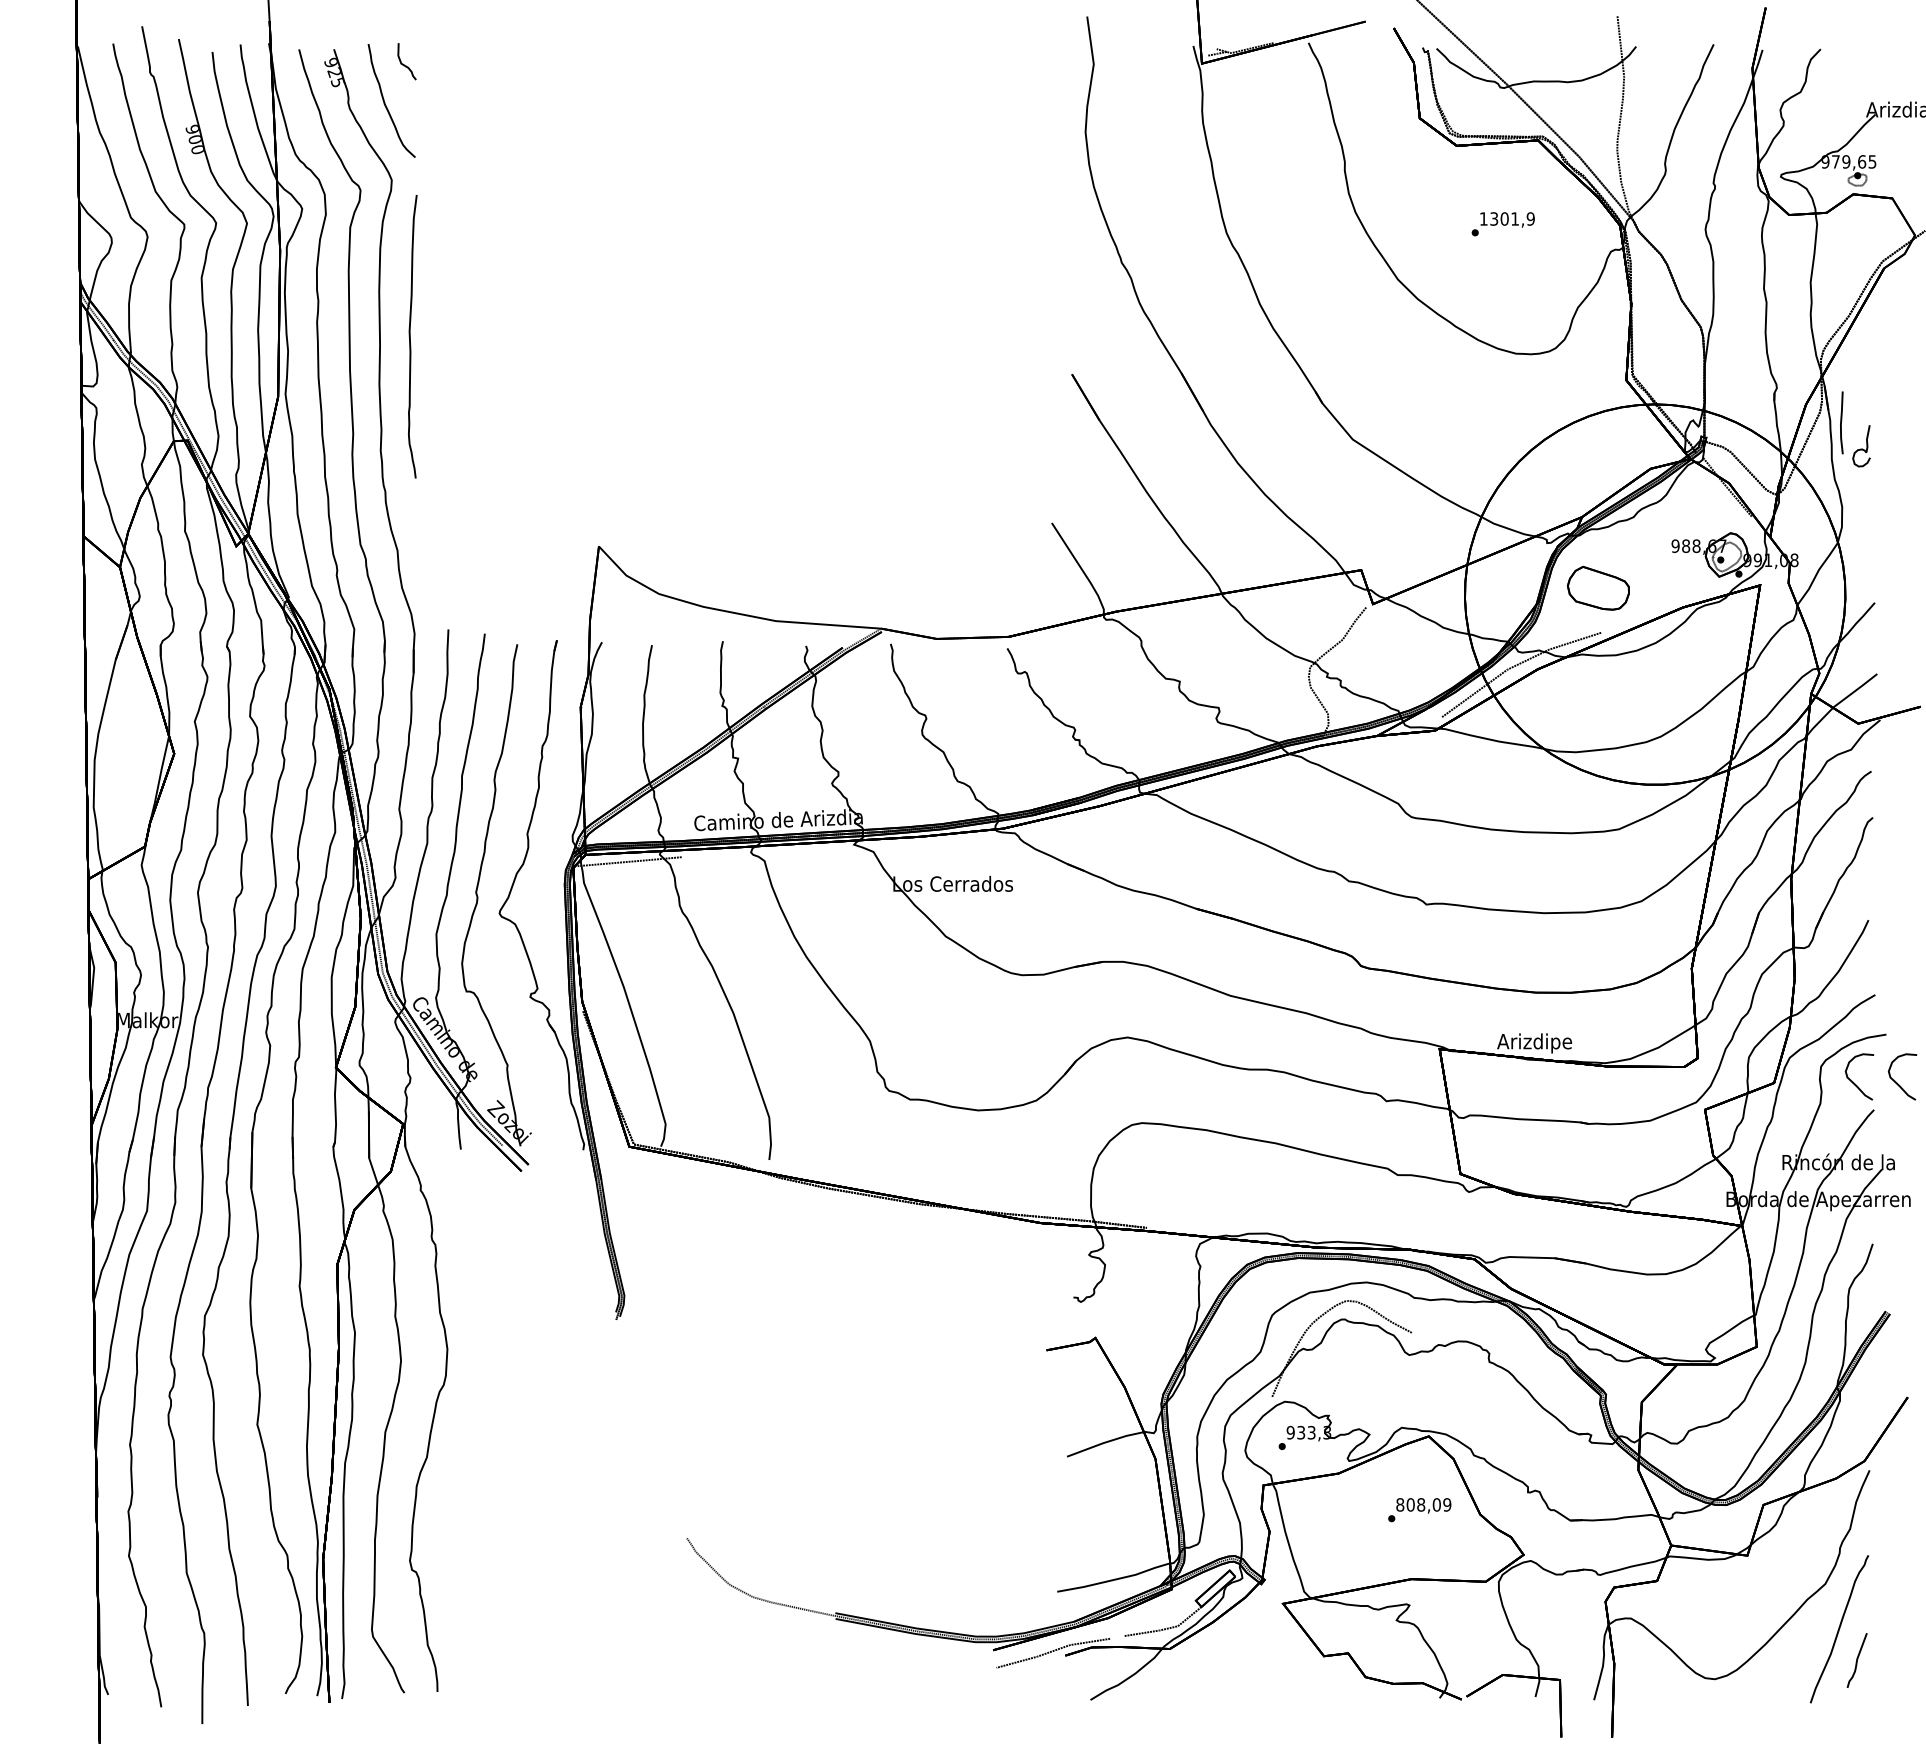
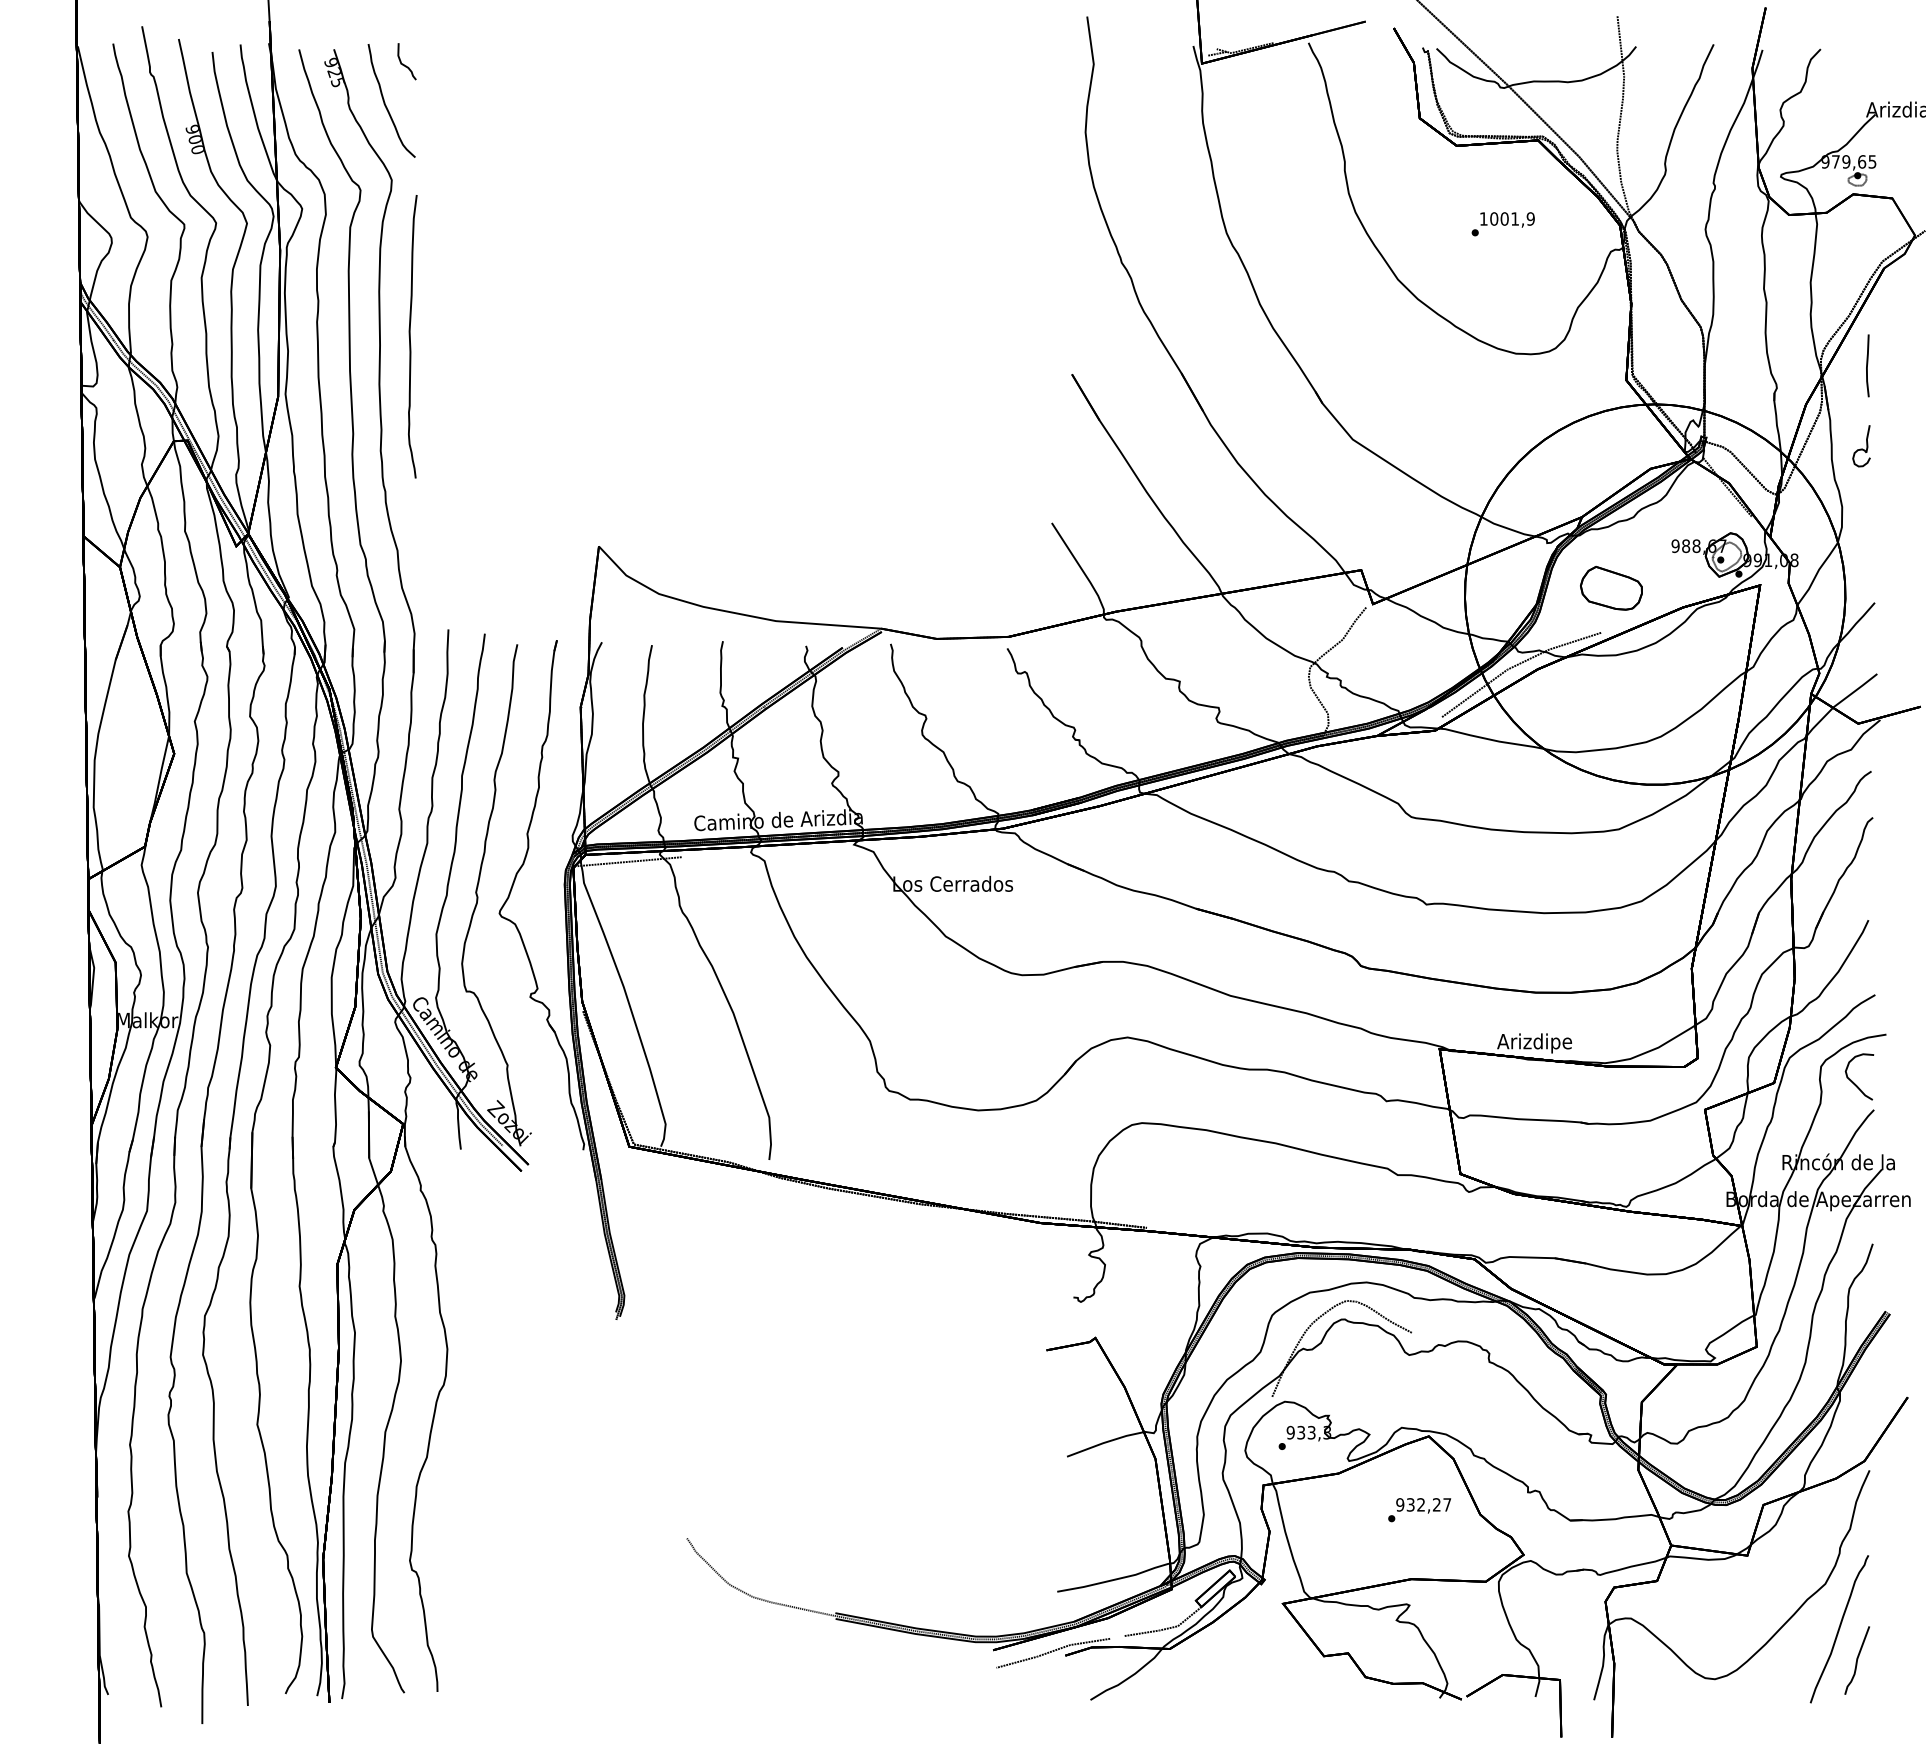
text: 1301,9 -> 1001,9 (1494, 218)
line position: (1841, 422) -> (1867, 365) (1867, 365)
part position: (1598, 587) -> (1611, 587) (1611, 587)
curve: present -> none (1896, 1081)
text: 808,09 -> 932,27 (1423, 1504)
part size: 22x55 px -> 26x69 px (1856, 1660)
